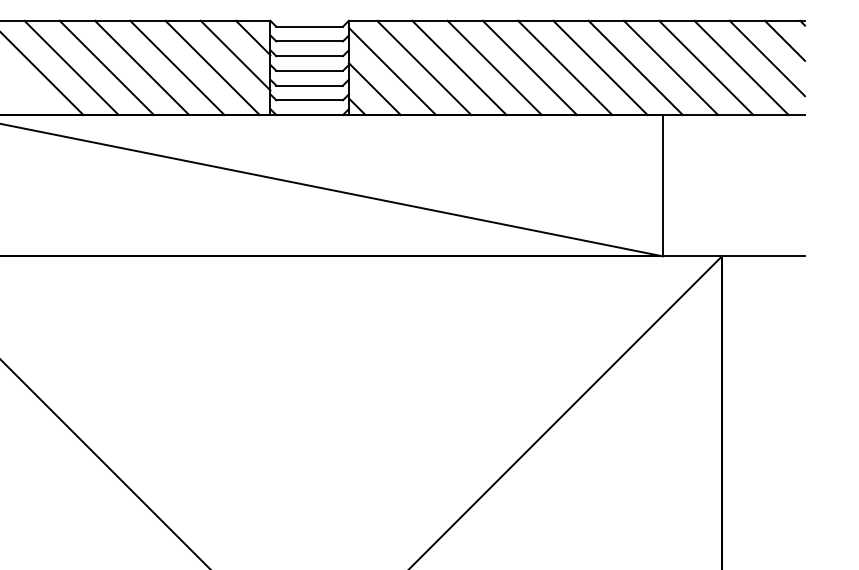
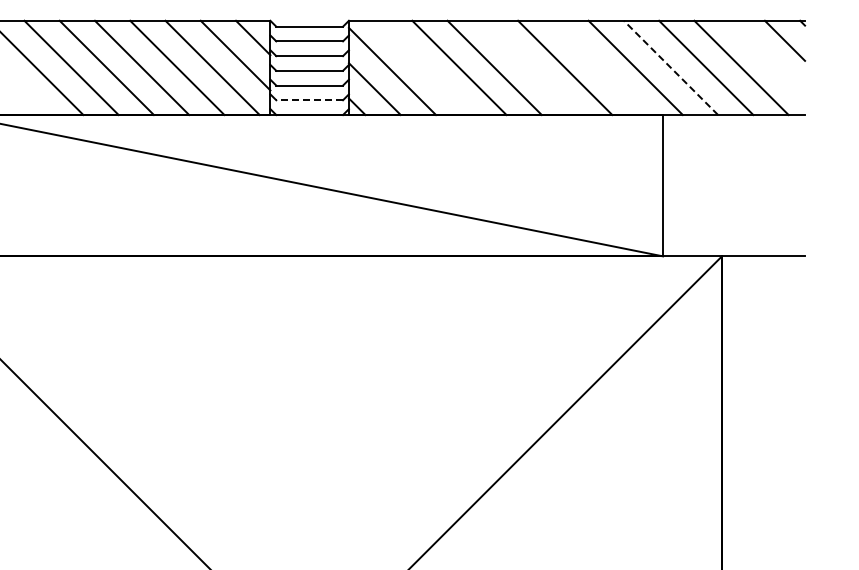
line: present -> none (767, 58)
line: present -> none (424, 67)
line: present -> none (529, 67)
line: present -> none (600, 67)
line: solid -> dashed (671, 67)
line: solid -> dashed (309, 100)
